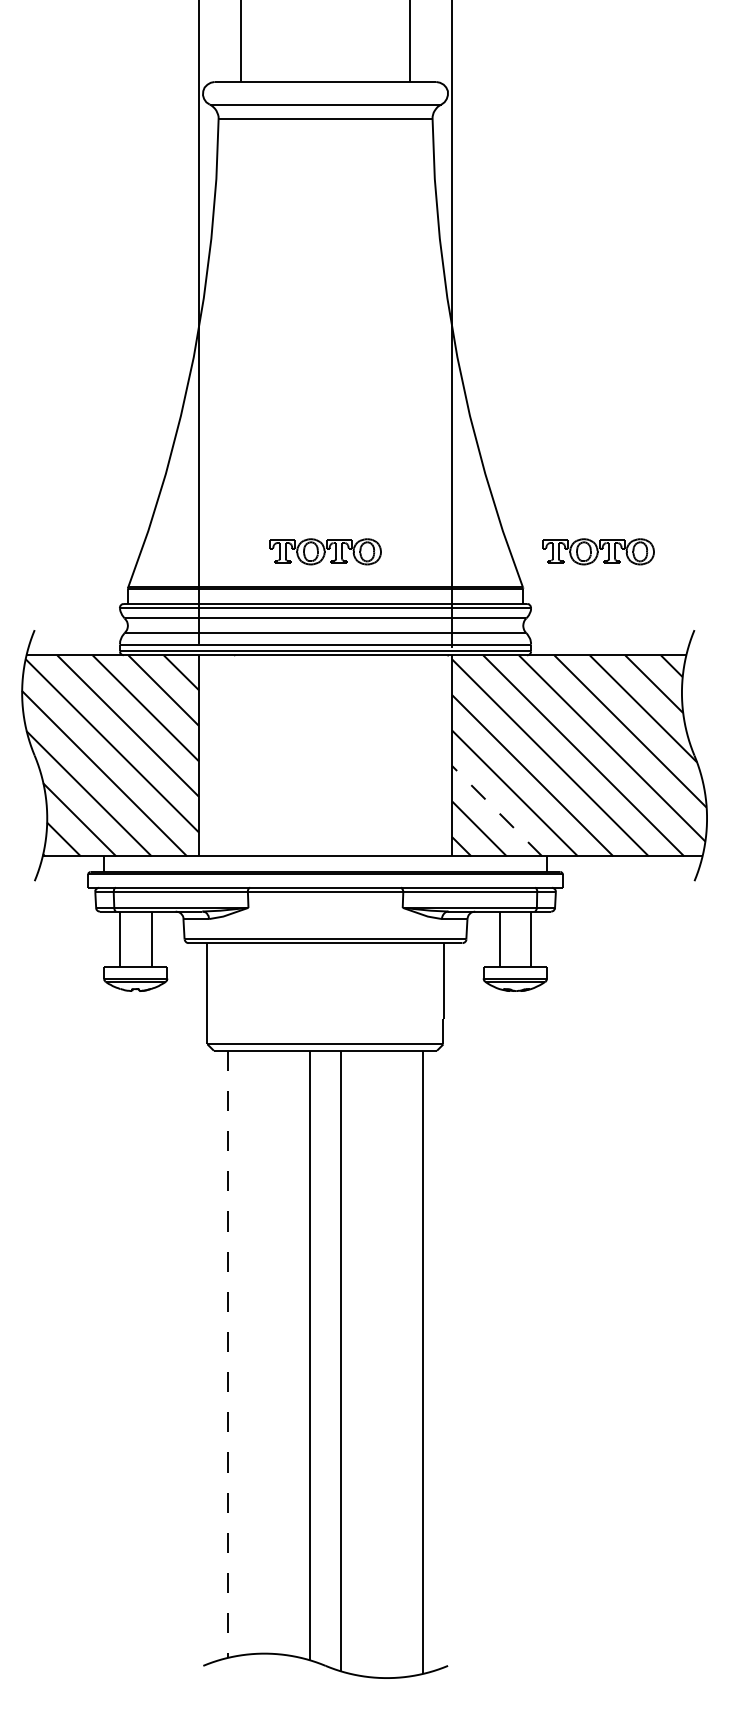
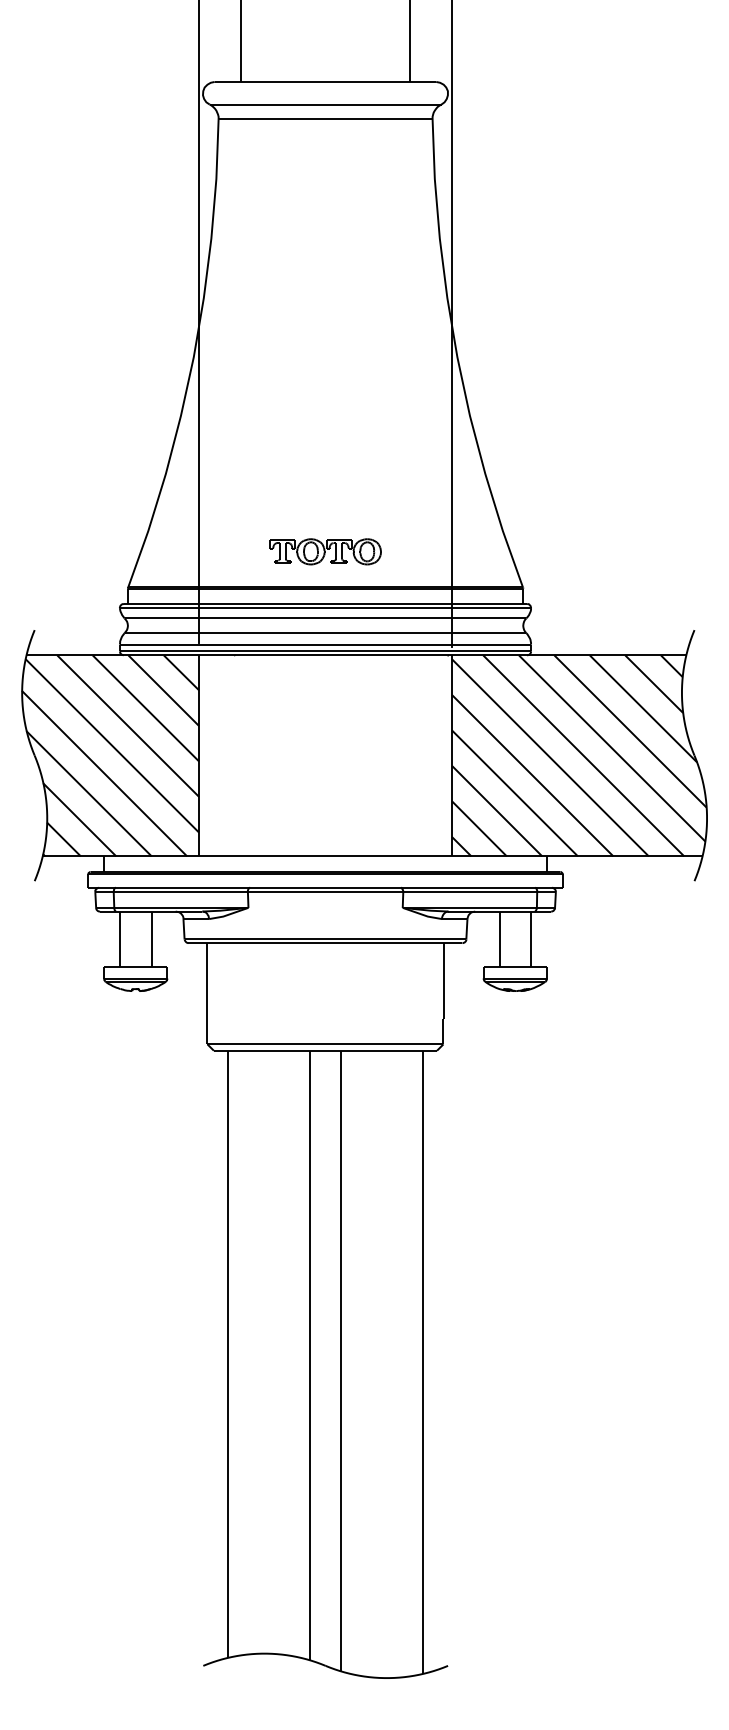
part: present -> none (598, 551)
line: dashed -> solid (497, 811)
line: dashed -> solid (228, 1354)
